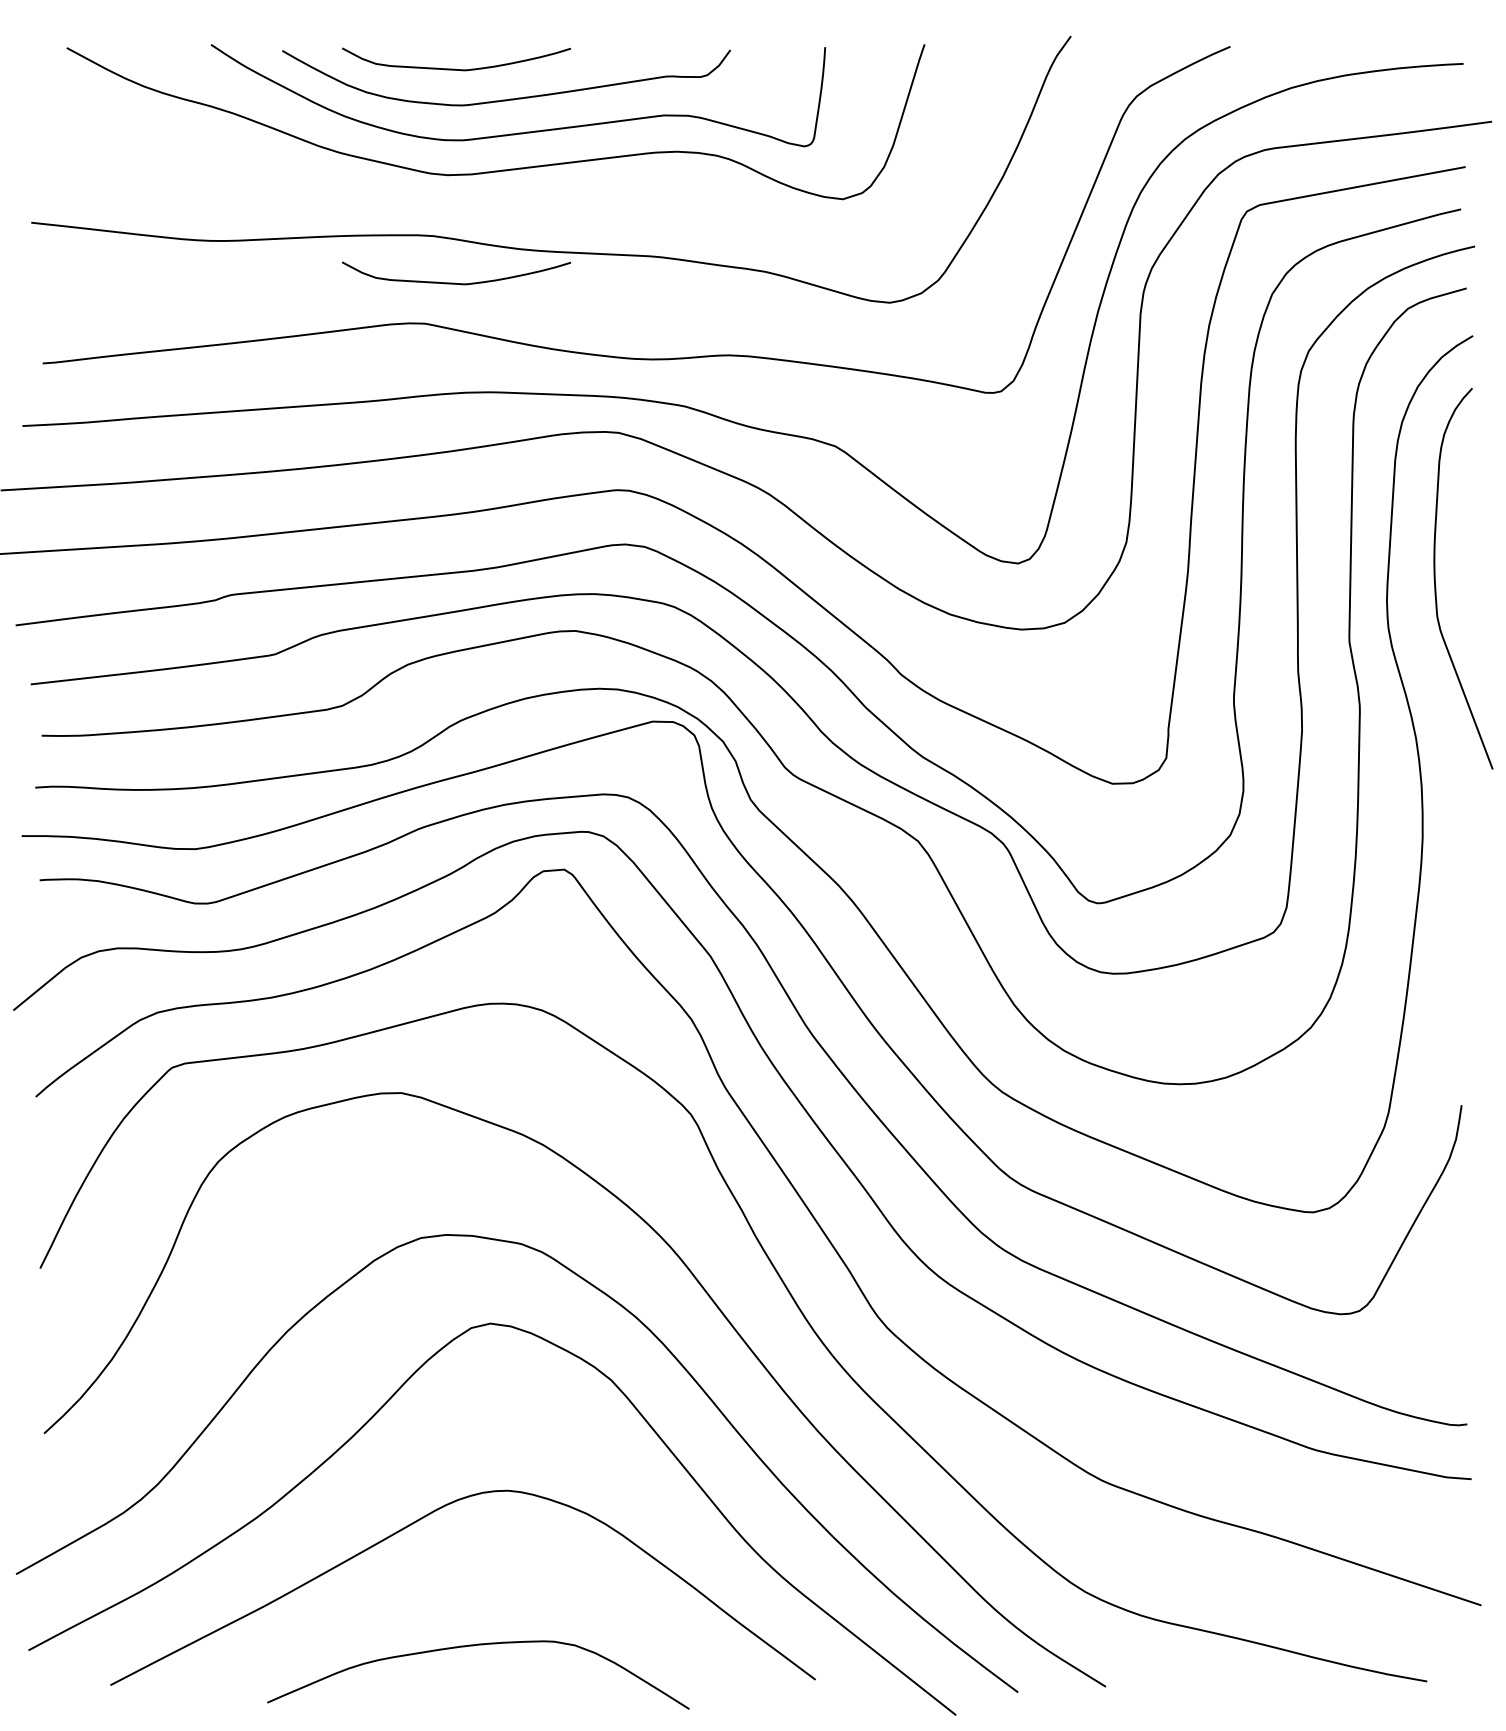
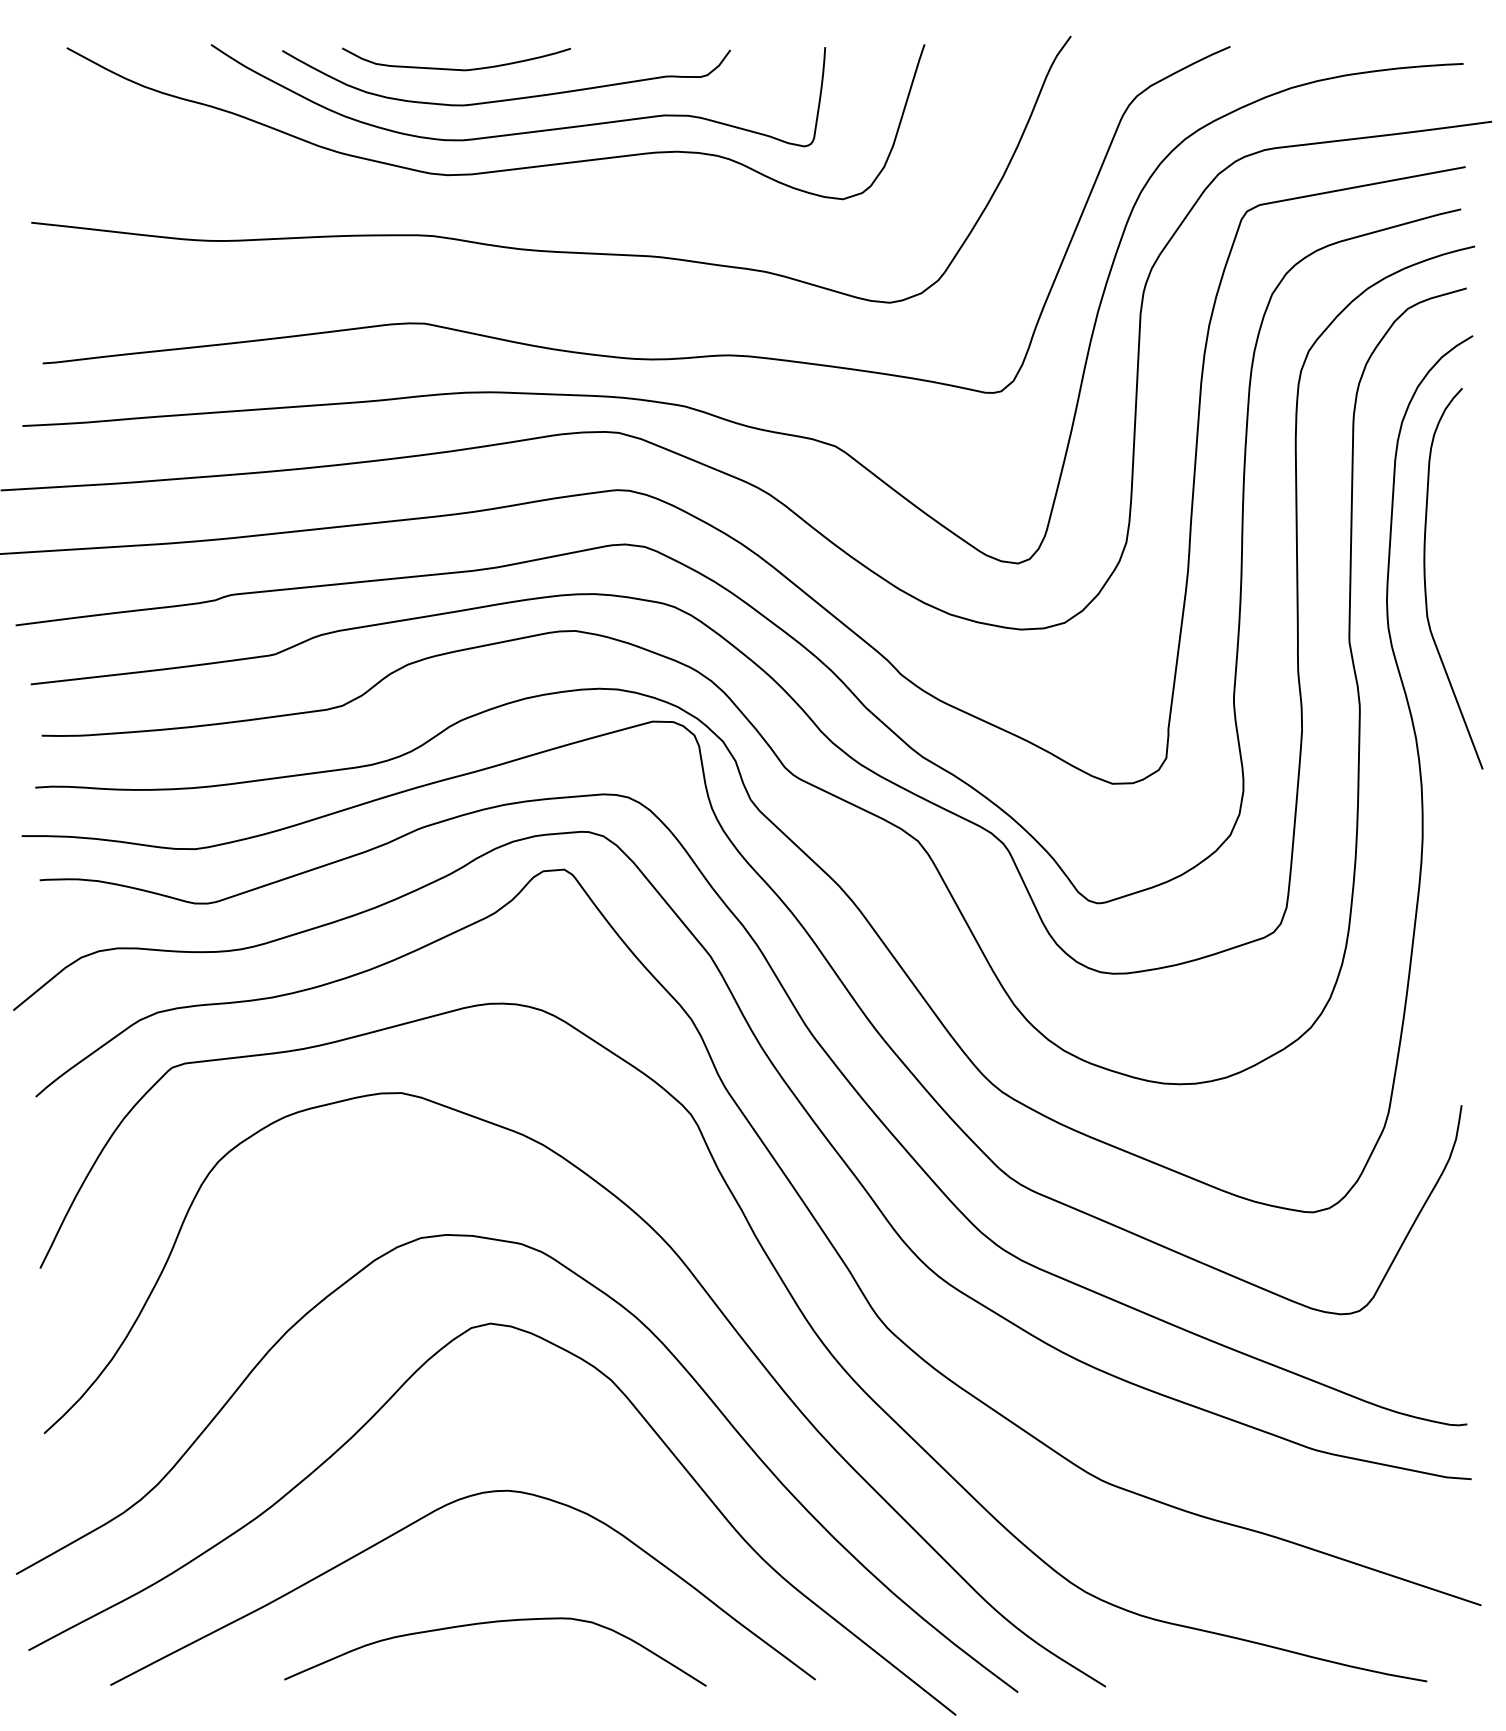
curve: present -> none (455, 282)
curve position: (1435, 578) -> (1425, 578) (1425, 578)
curve position: (473, 1646) -> (490, 1623) (490, 1623)
